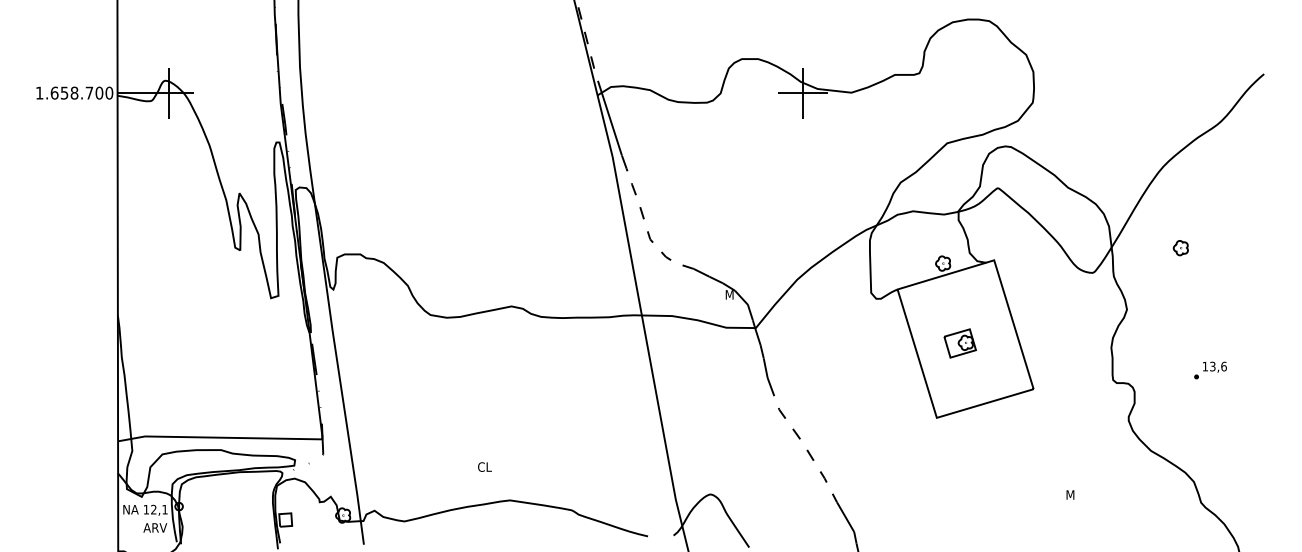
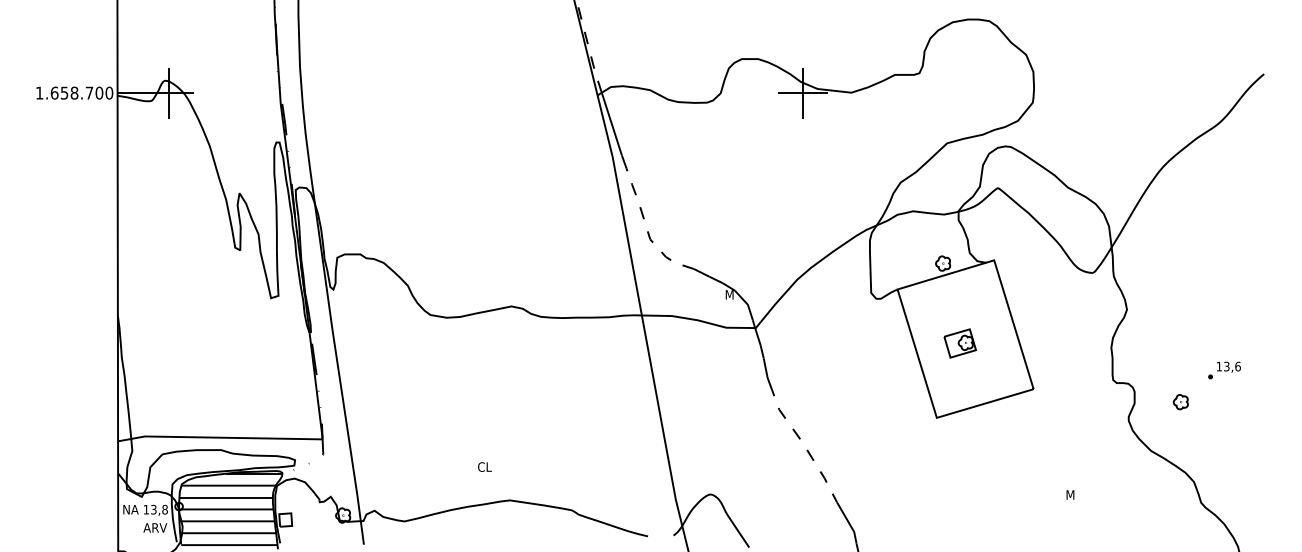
part position: (1180, 248) -> (1180, 402) (1180, 402)
part position: (1210, 370) -> (1224, 370) (1224, 370)
text: 12,1 -> 13,8 (159, 509)
hatch: none -> present (230, 509)
